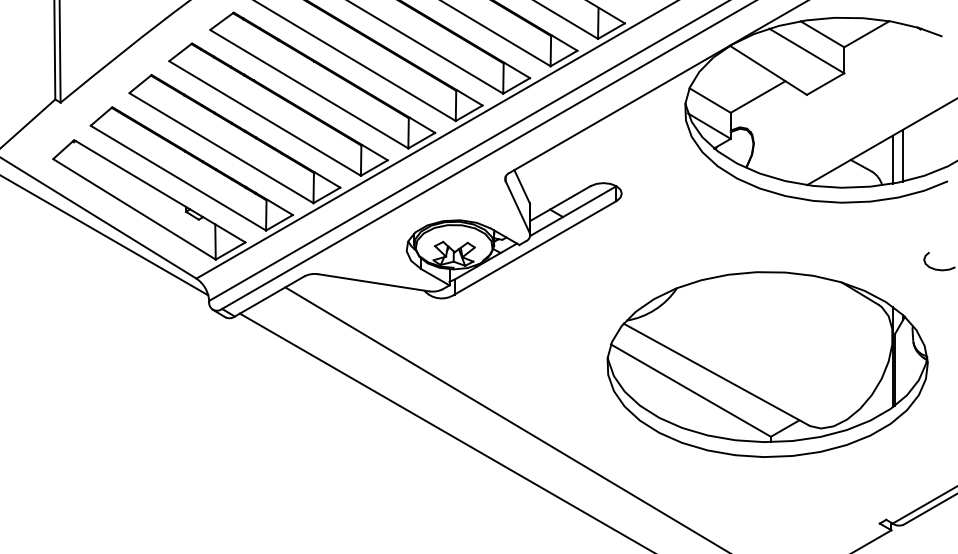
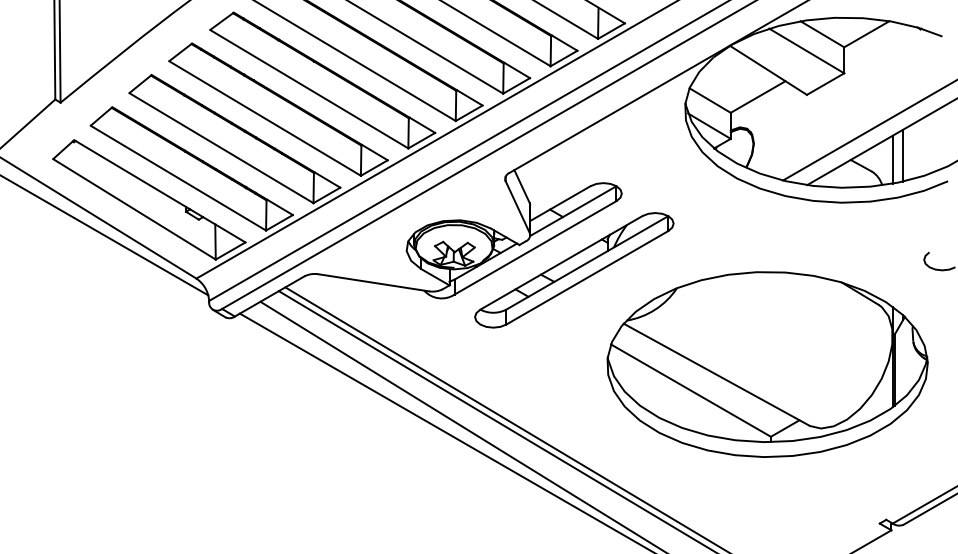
line: none -> present (868, 130)
part: none -> present (574, 270)
line: none -> present (495, 420)
line: none -> present (461, 425)
